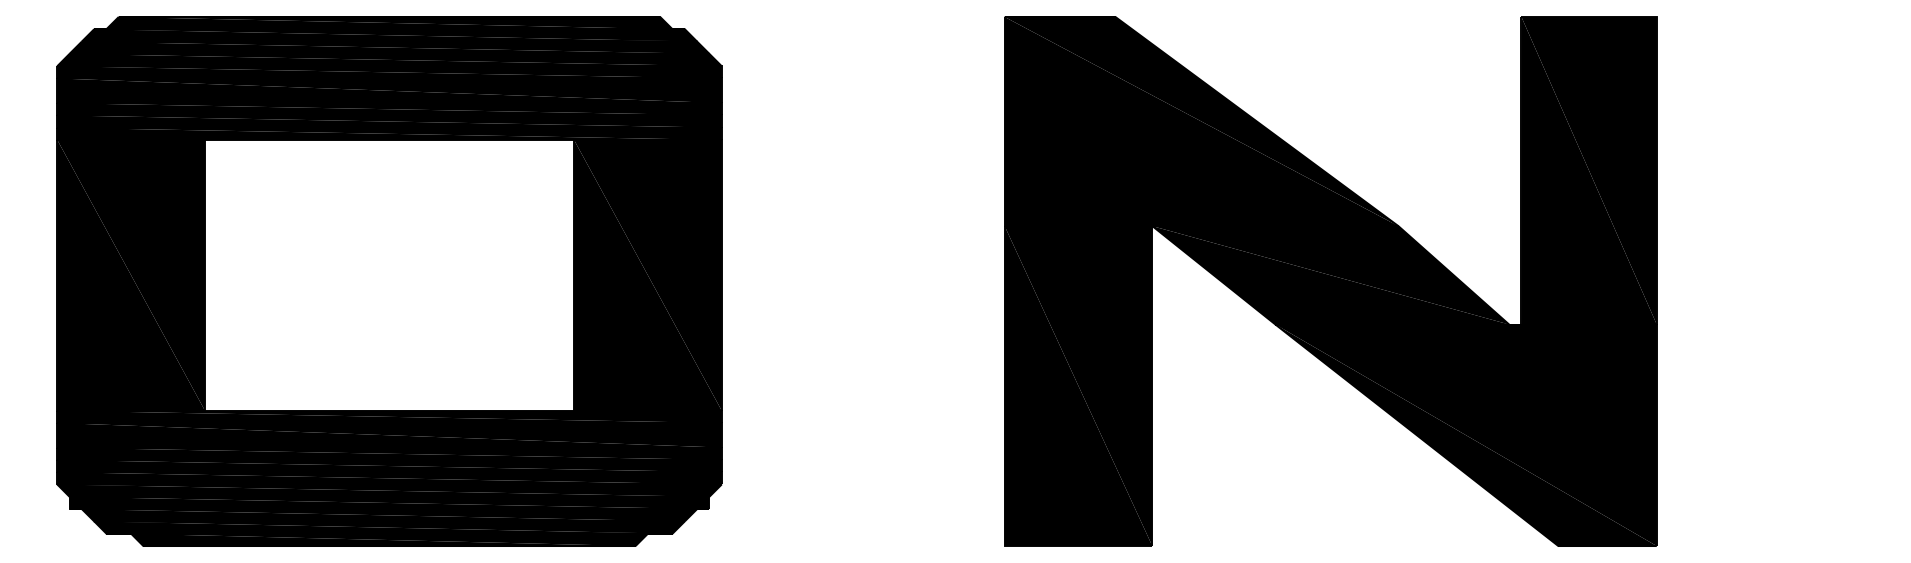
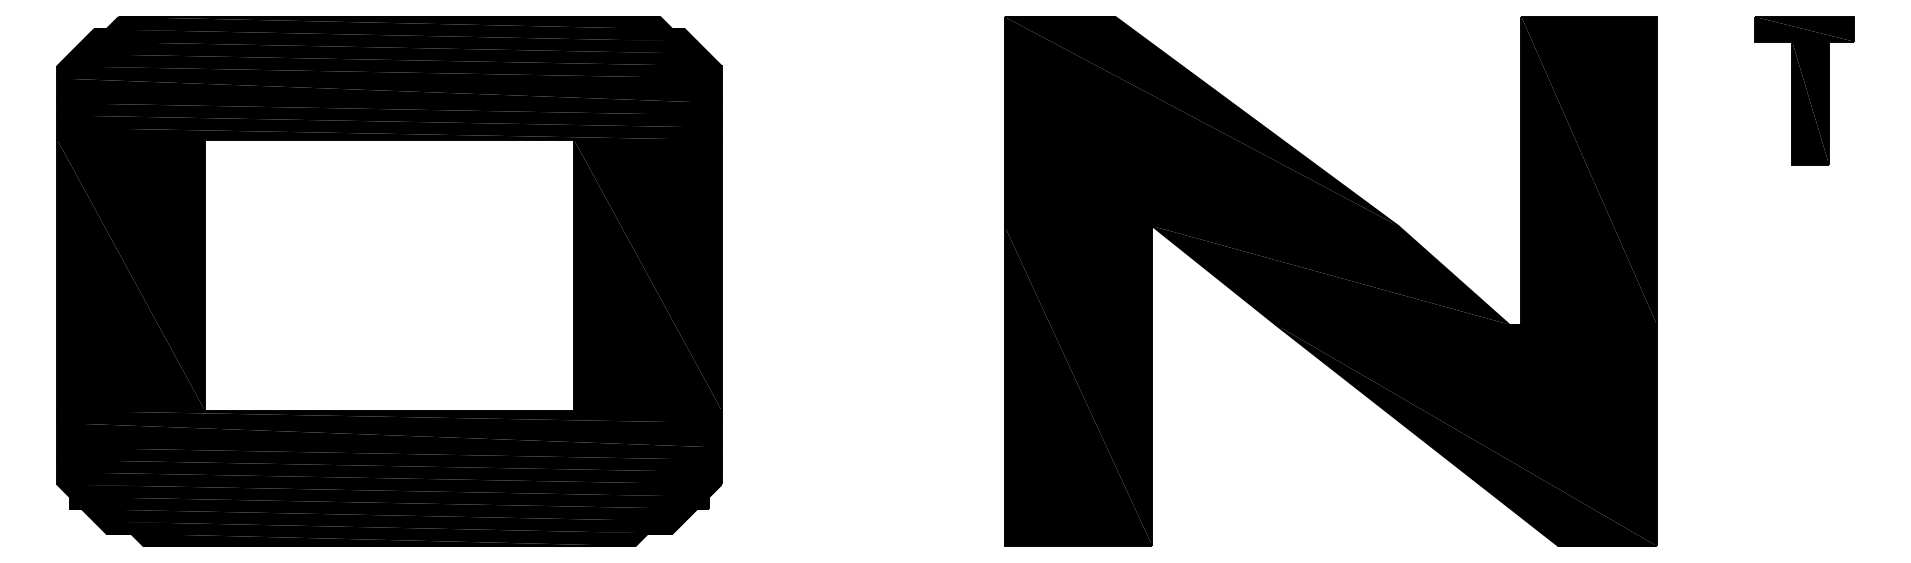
part: none -> present (1804, 90)
